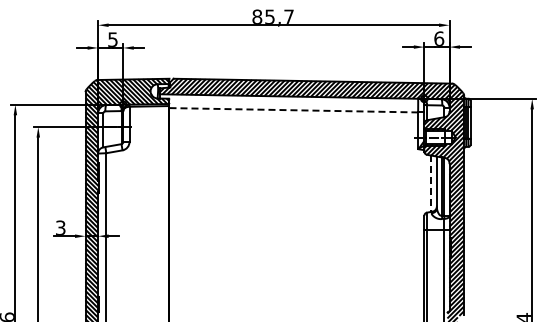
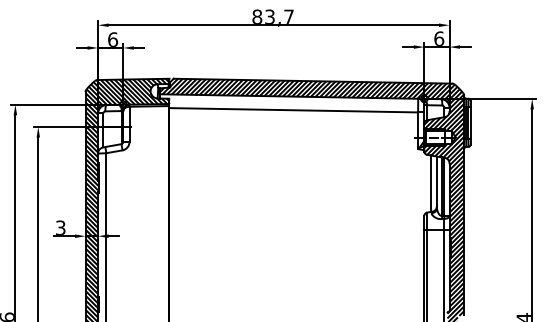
text: 85,7 -> 83,7 (269, 16)
text: 5 -> 6 (113, 39)
line: dashed -> solid (294, 110)
line: dashed -> solid (430, 184)
